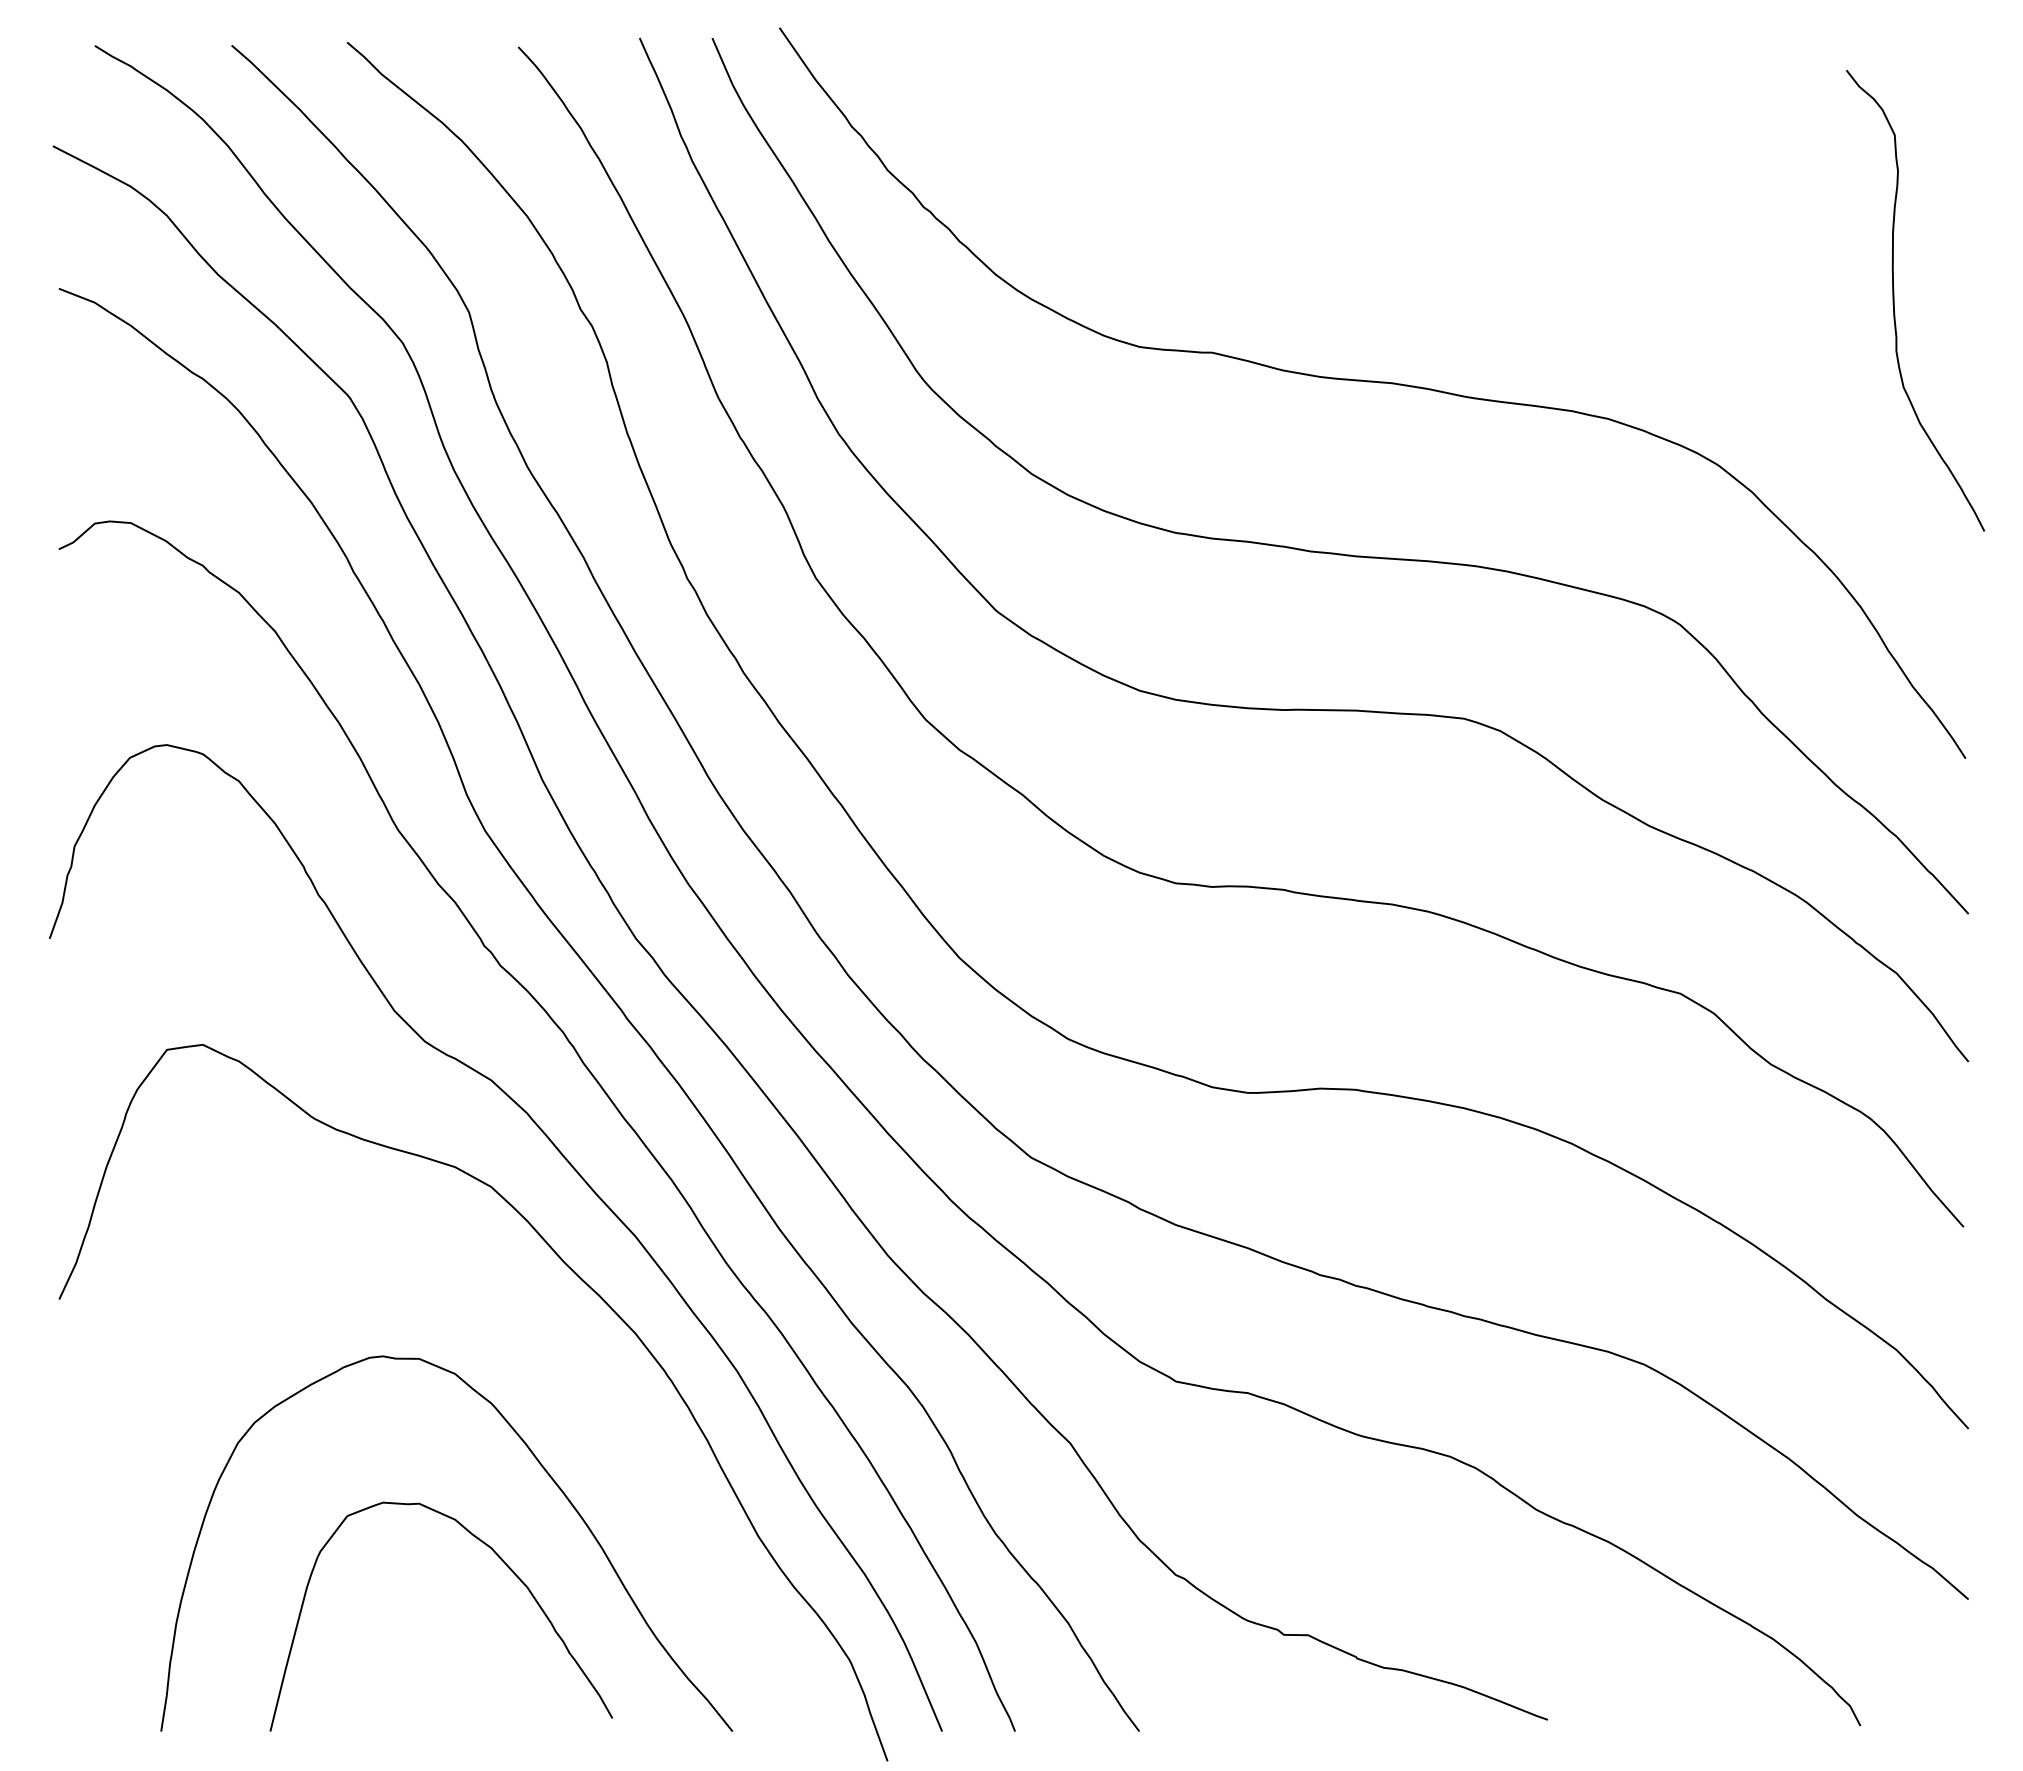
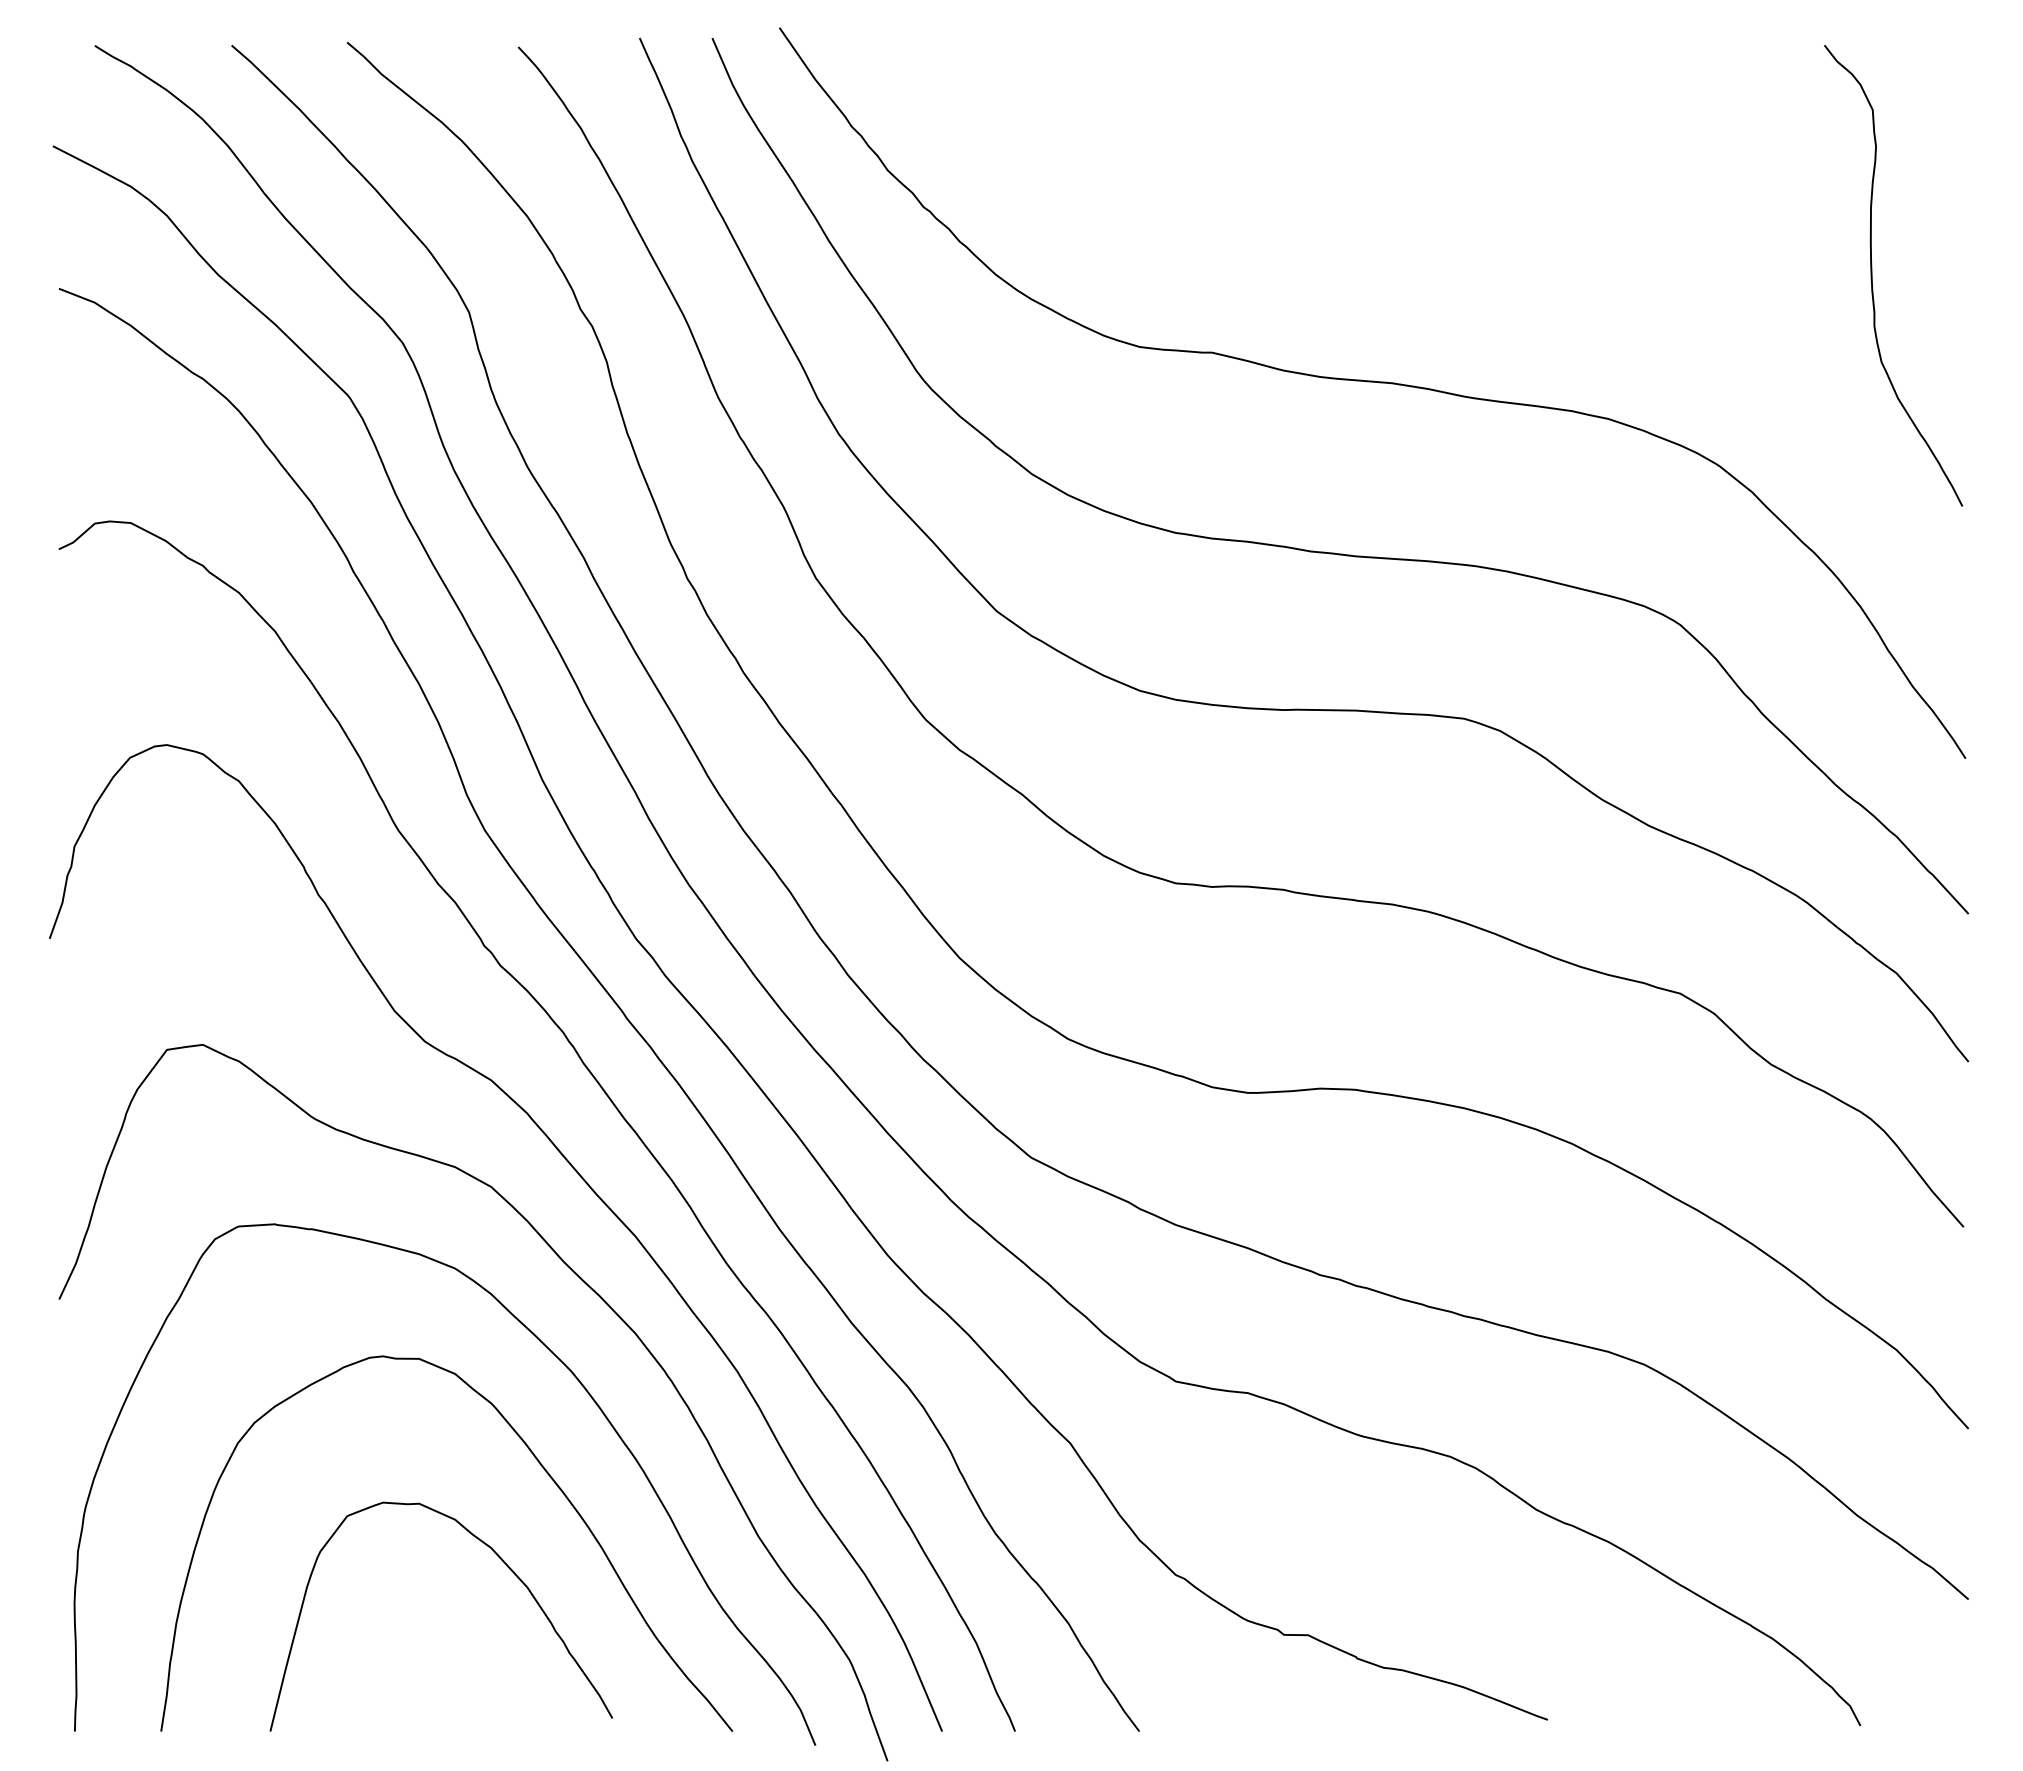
curve position: (1894, 300) -> (1872, 275) (1872, 275)
curve: none -> present (575, 1378)
